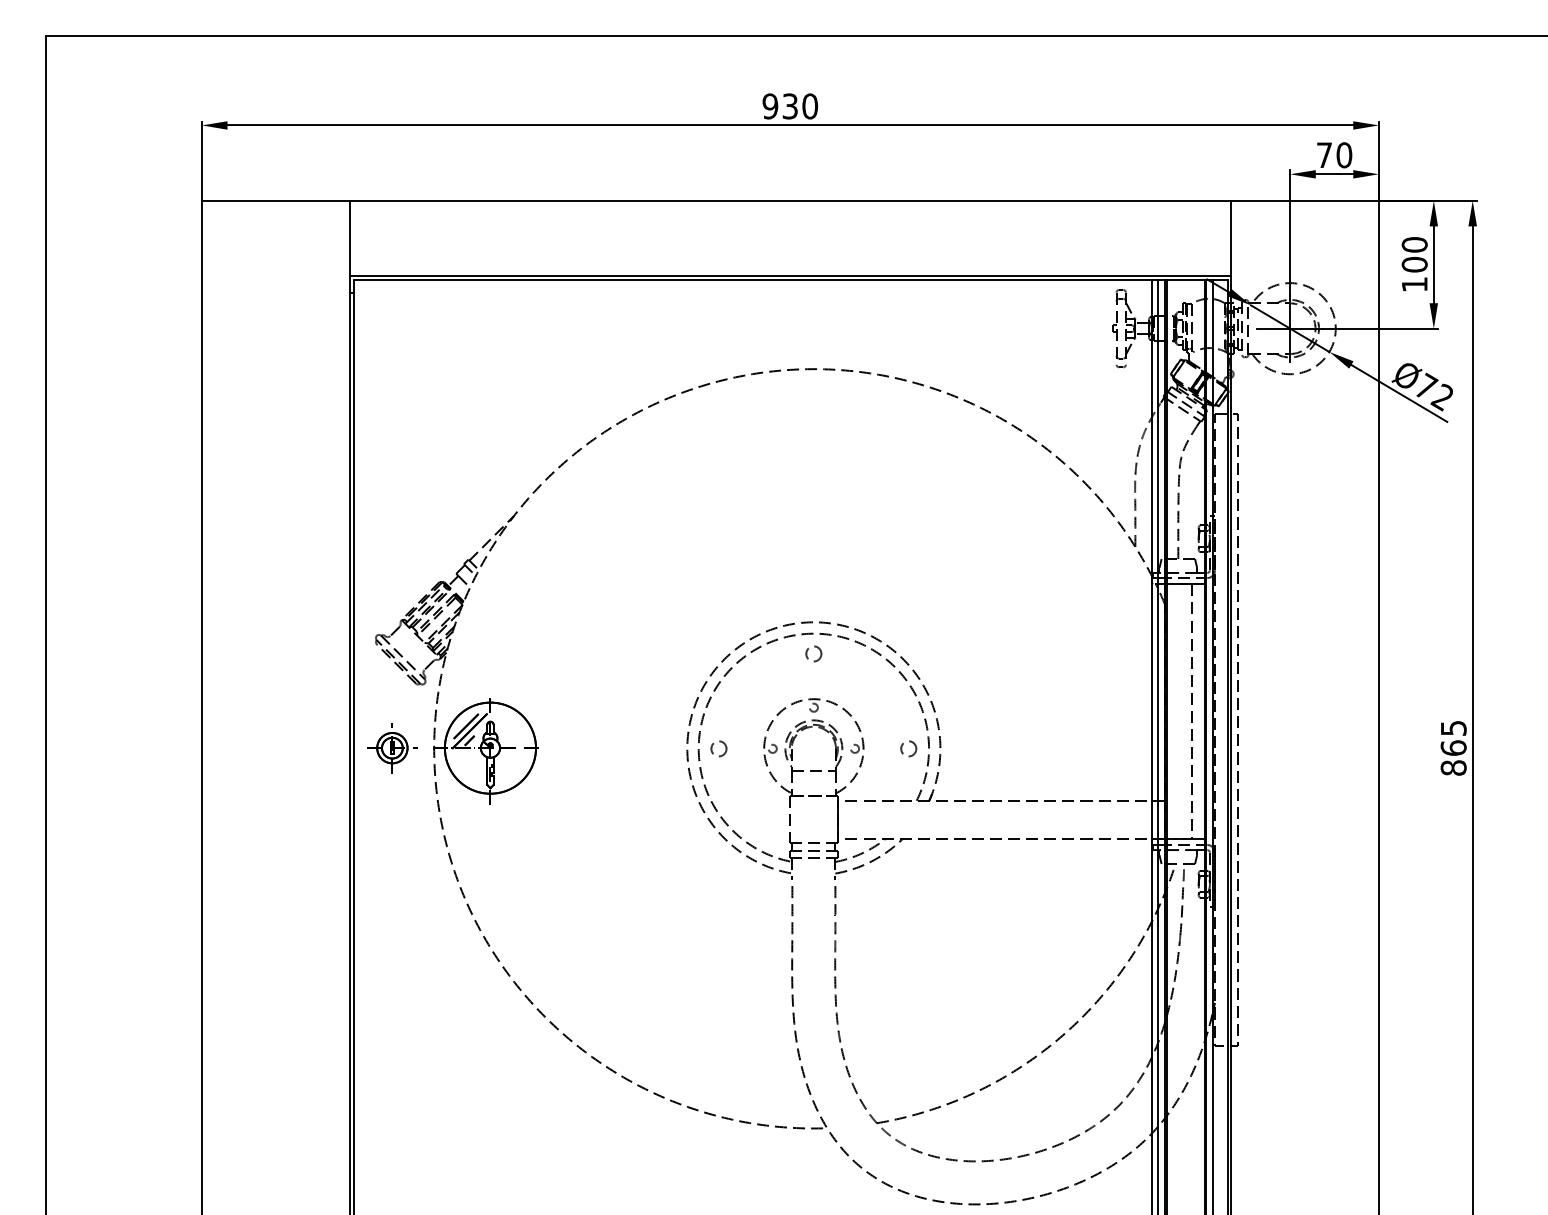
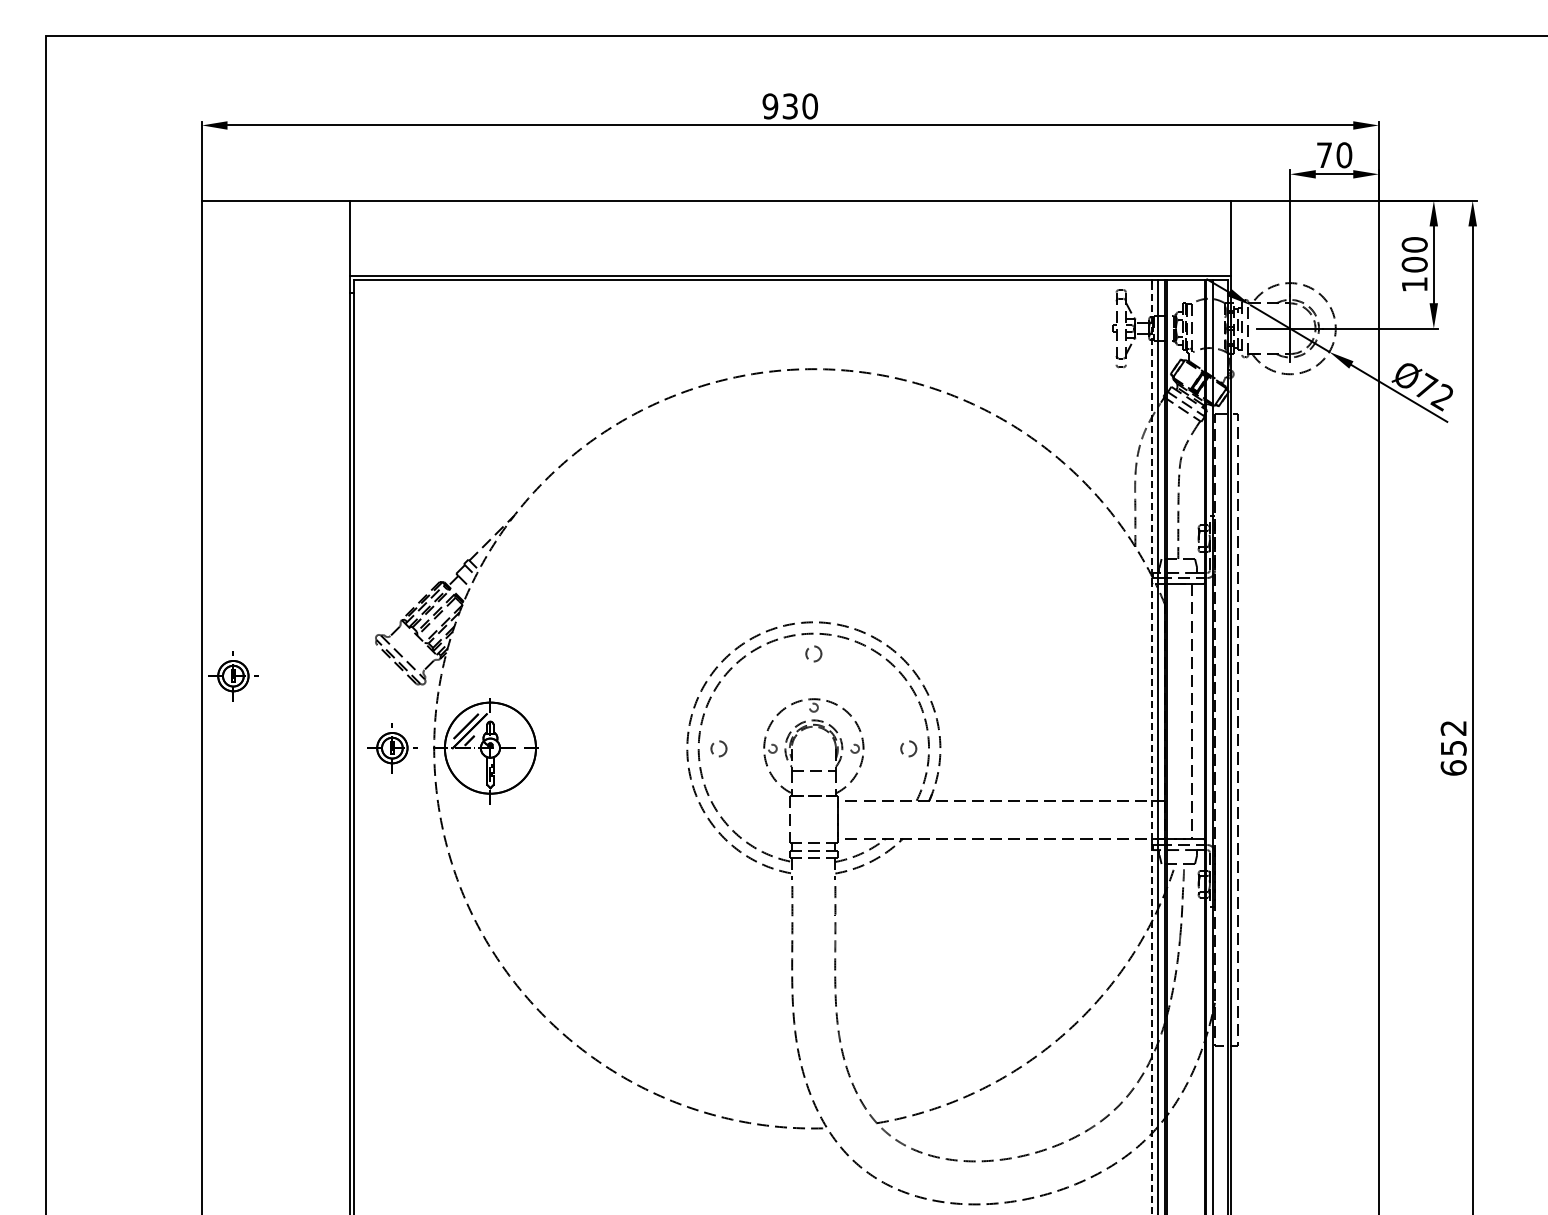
part: none -> present (233, 676)
line: solid -> dashed (1151, 747)
text: 865 -> 652 (1453, 748)
